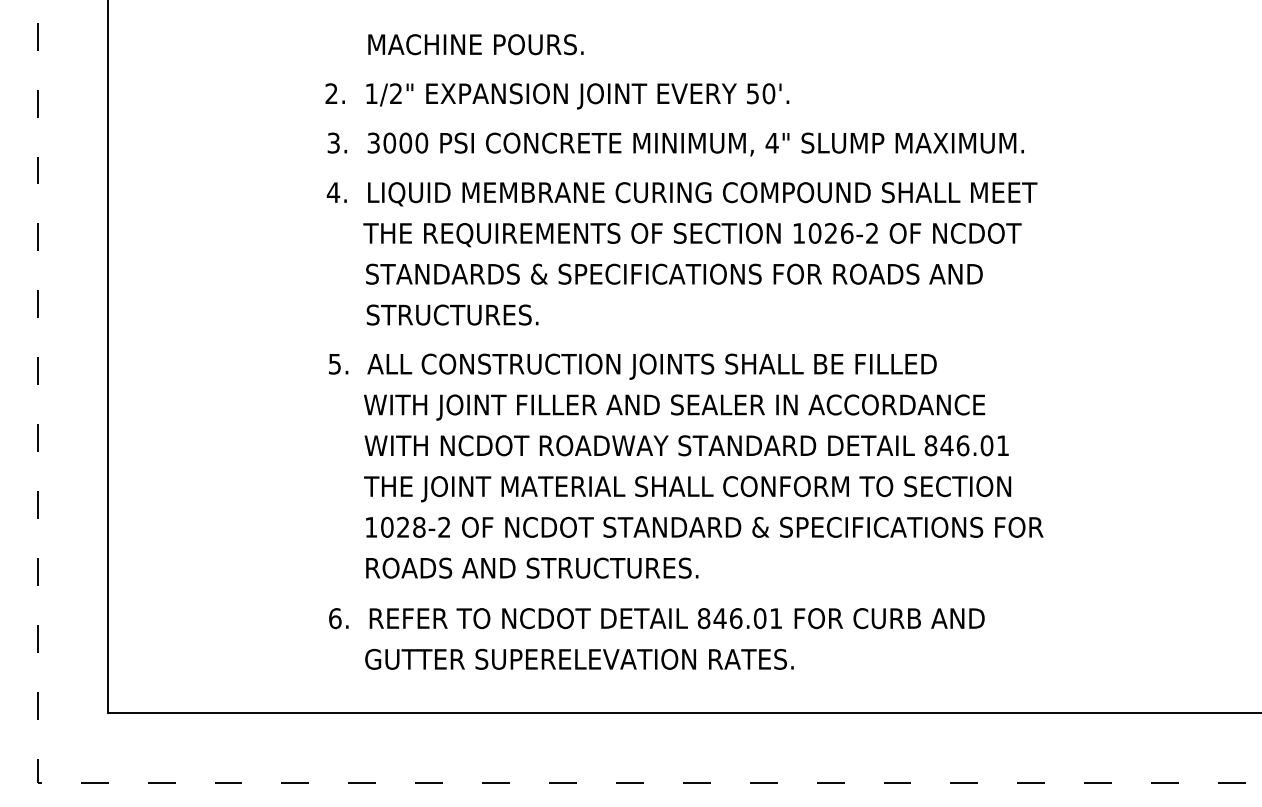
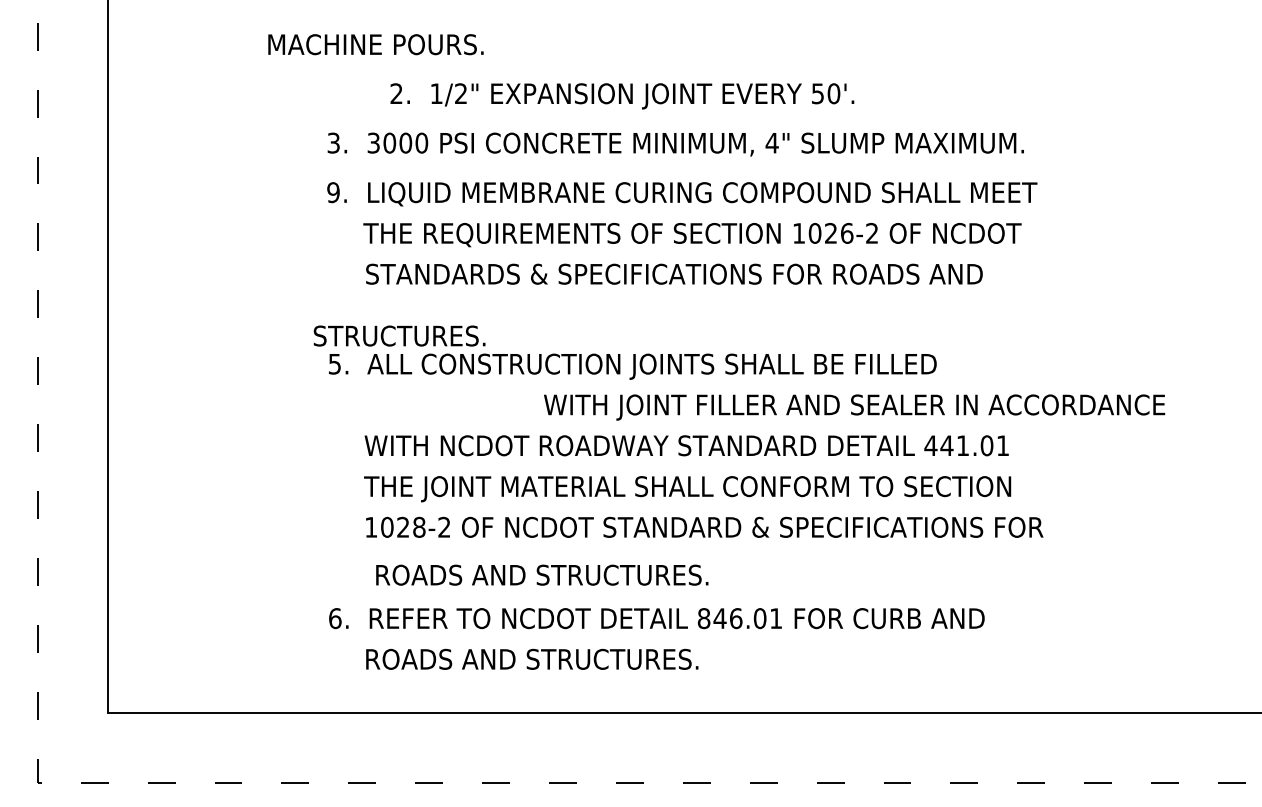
text position: (475, 44) -> (375, 44) (375, 44)
text position: (557, 96) -> (622, 96) (622, 96)
text: 4. -> 9. (333, 192)
text position: (452, 314) -> (399, 335) (399, 335)
text position: (674, 407) -> (854, 407) (854, 407)
text: 846.01 -> 441.01 (946, 445)
text position: (532, 567) -> (542, 574) (542, 574)
text: GUTTER SUPERELEVATION RATES. -> ROADS AND STRUCTURES. (579, 658)
